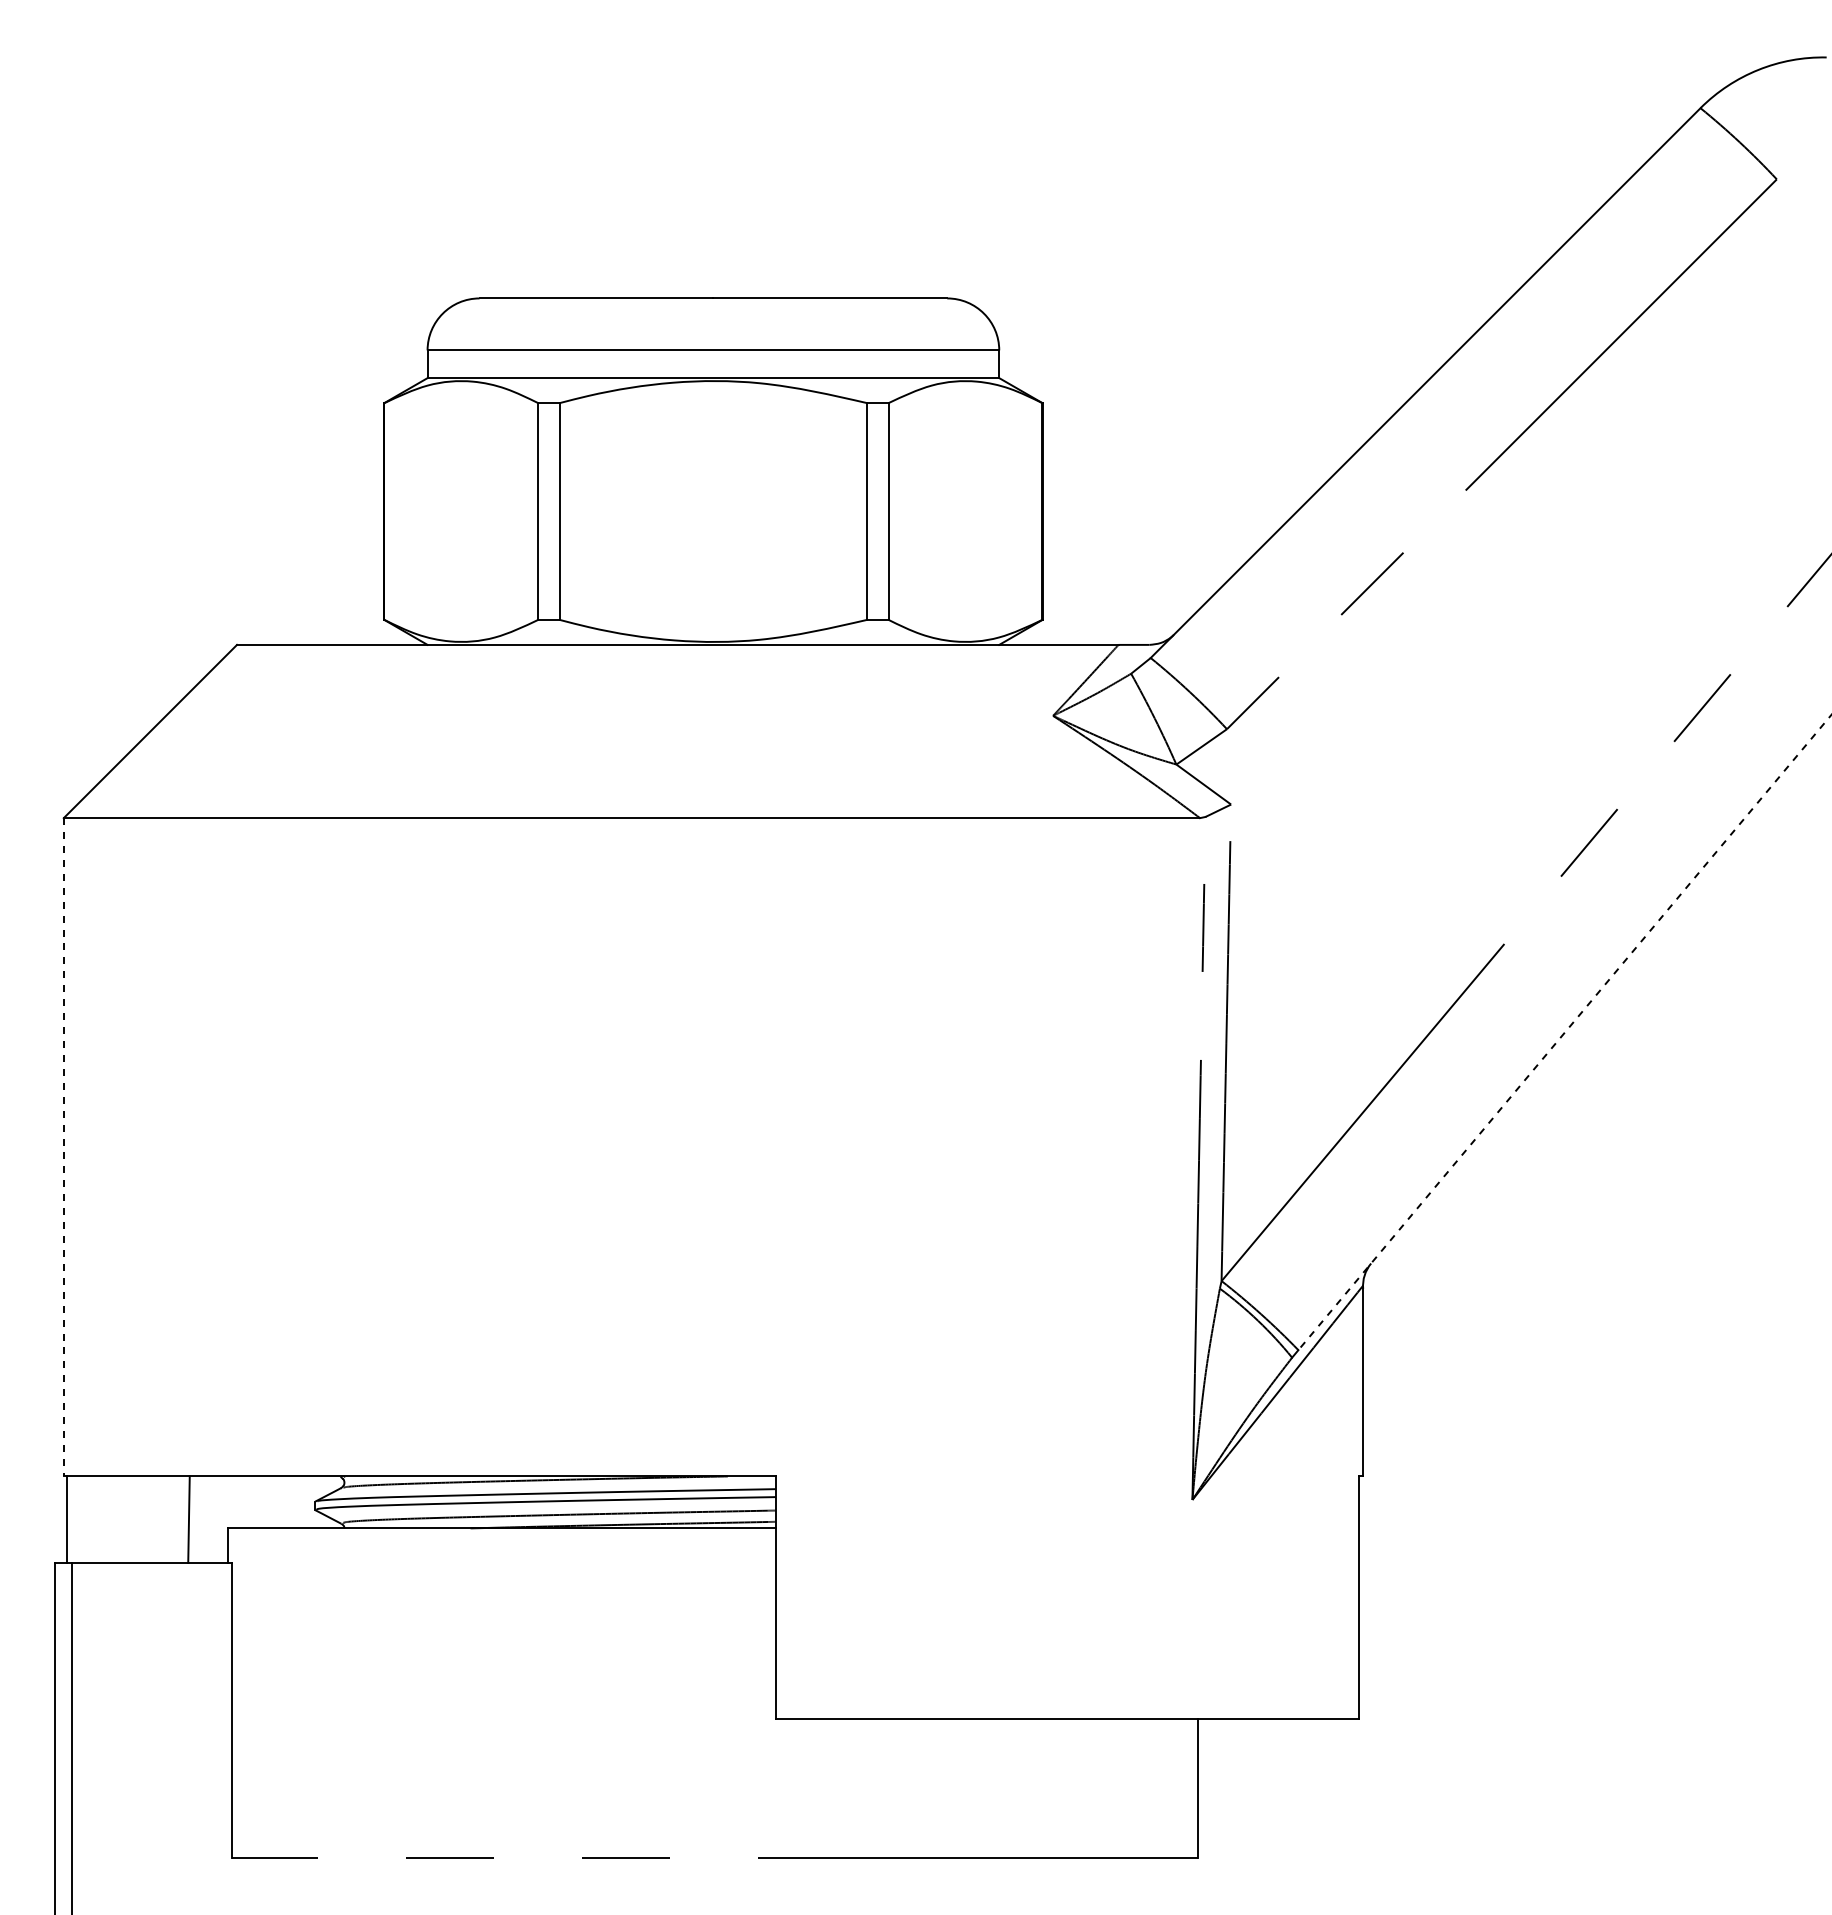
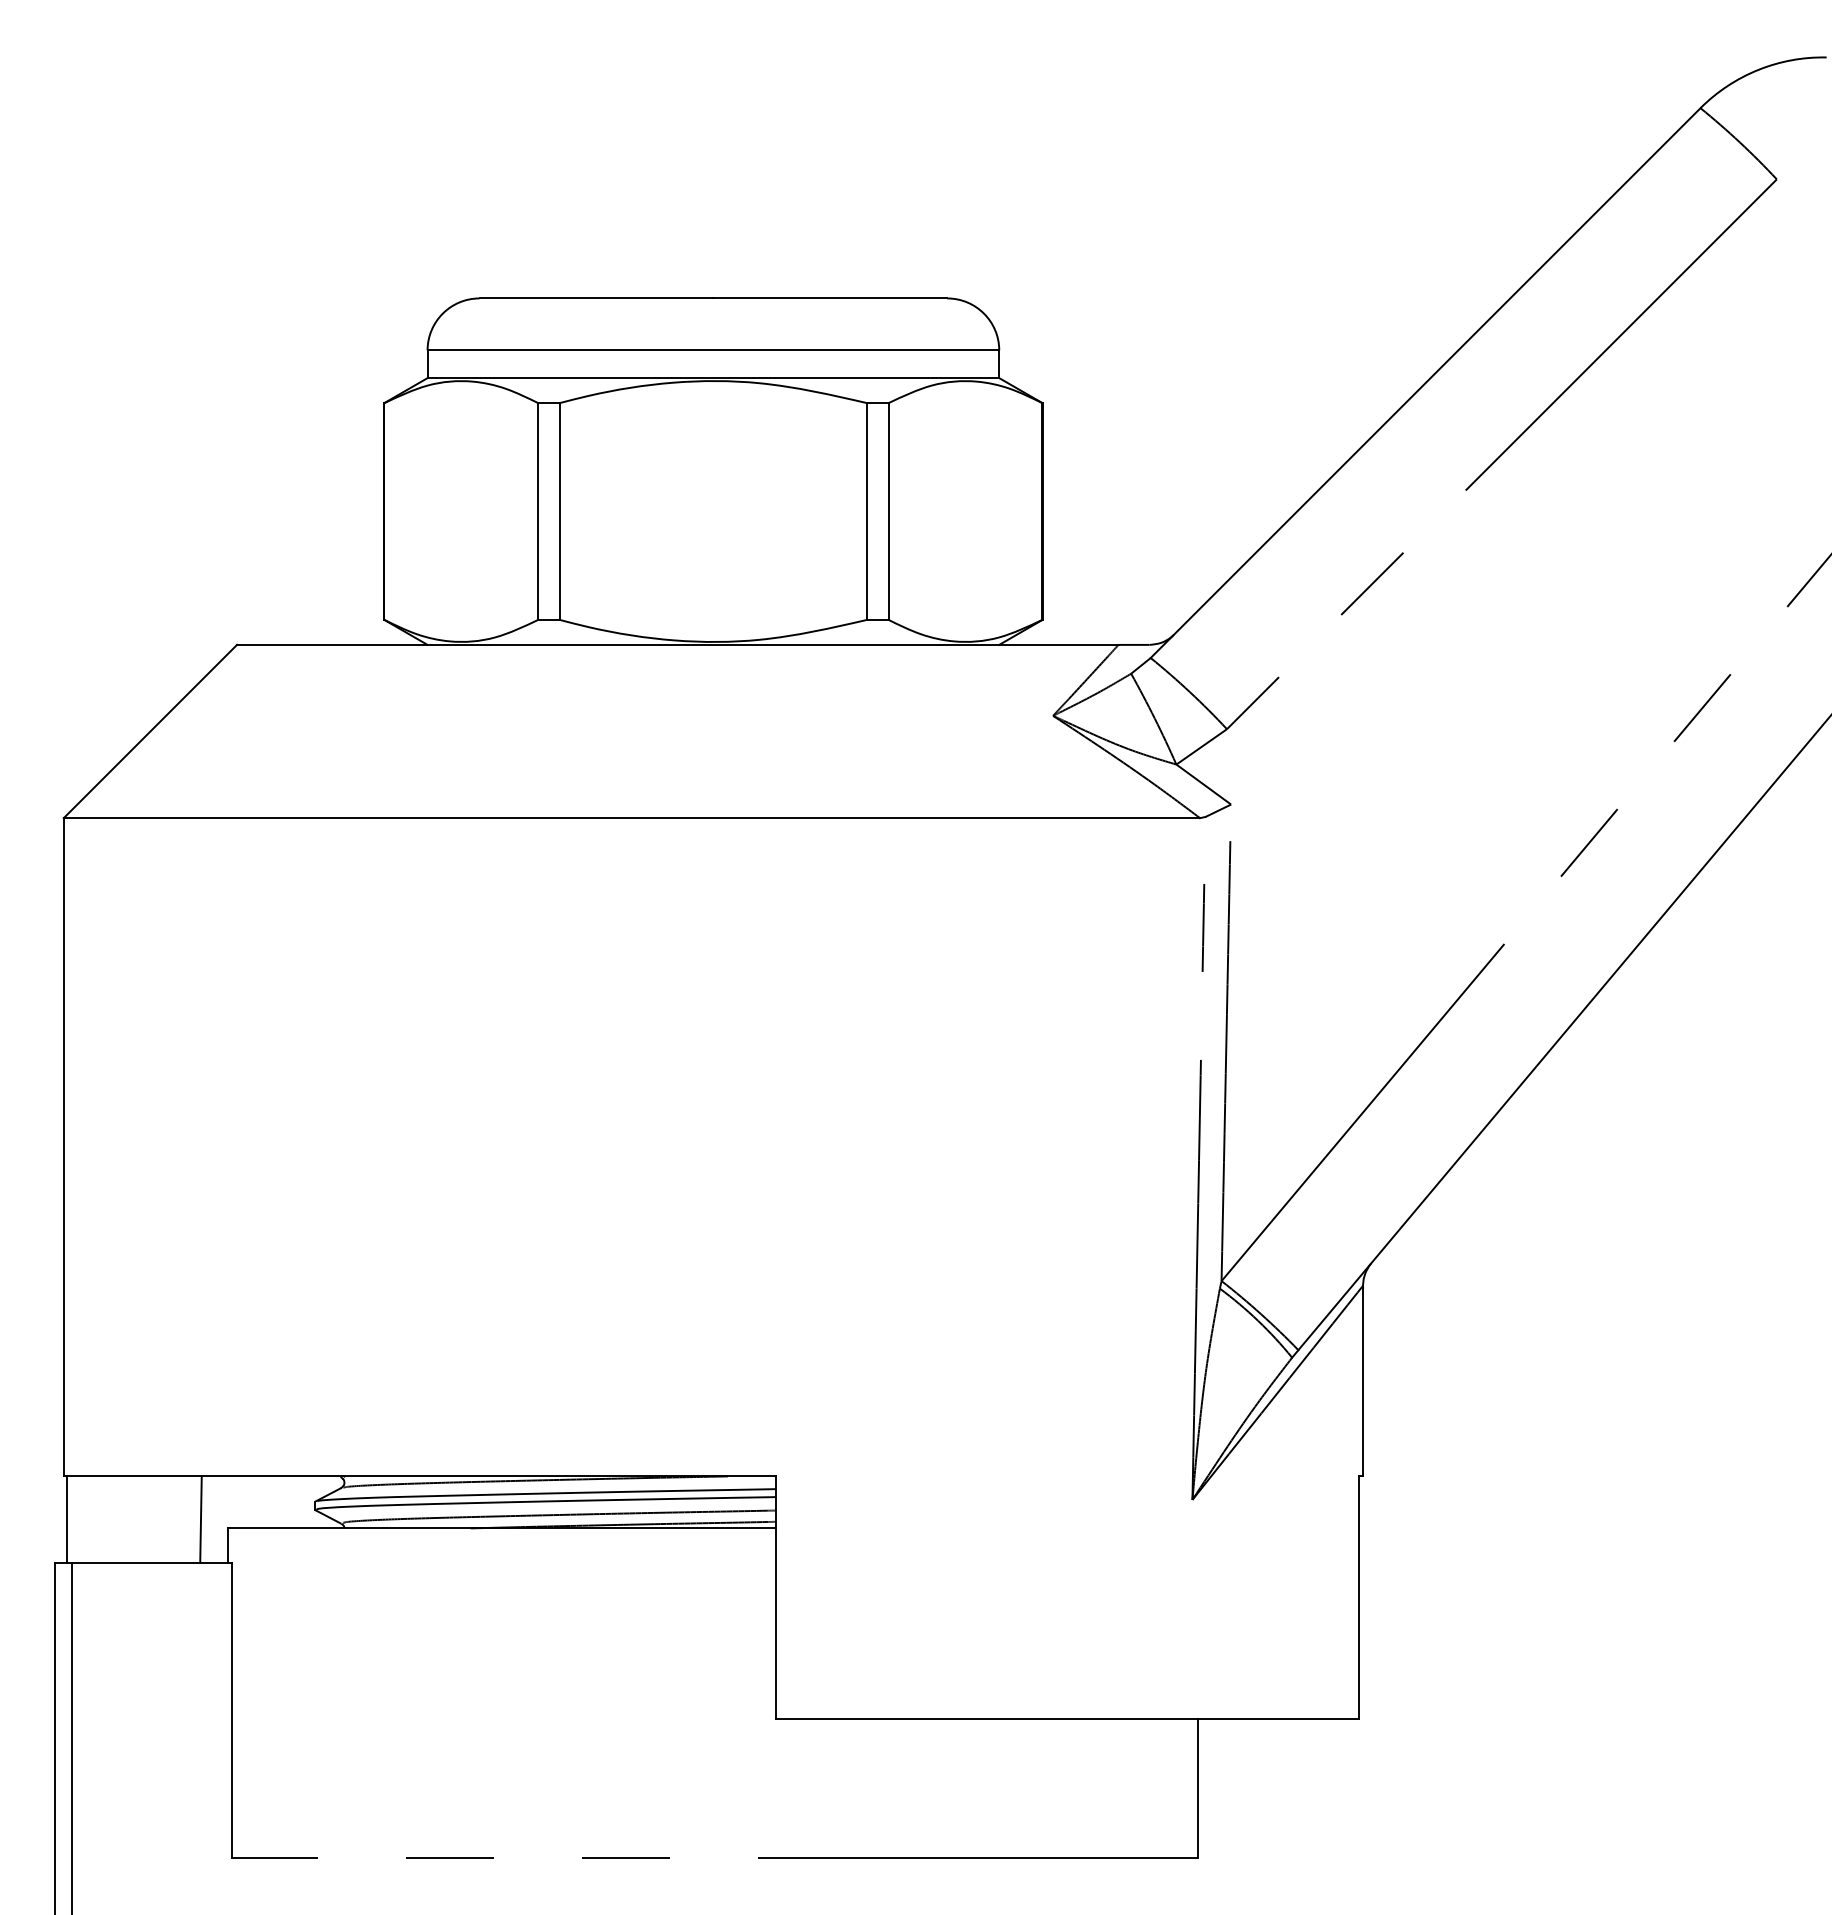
line: dashed -> solid (1565, 1032)
line: dashed -> solid (63, 1147)
line position: (188, 1519) -> (200, 1519) (200, 1519)
